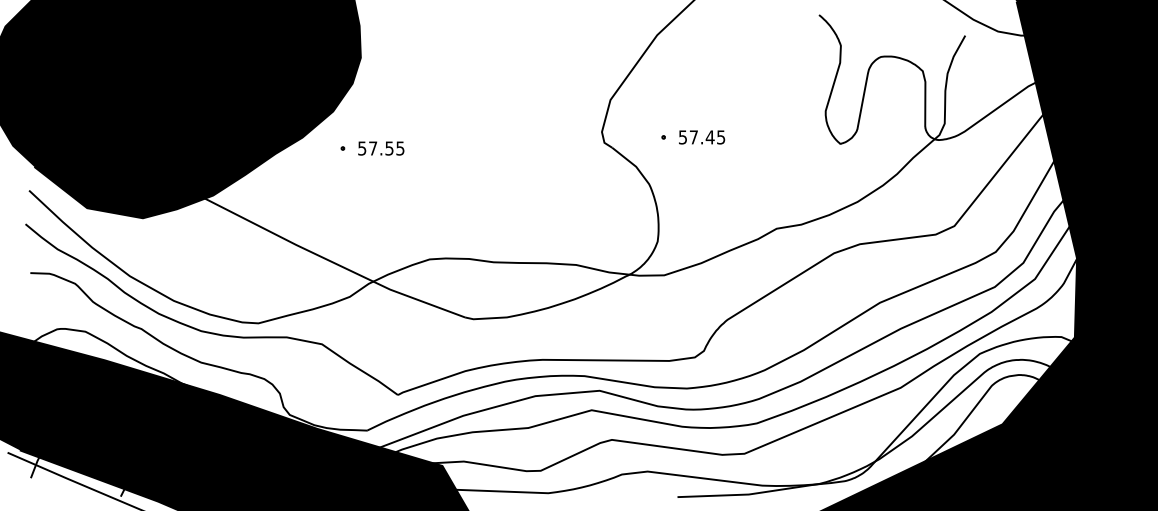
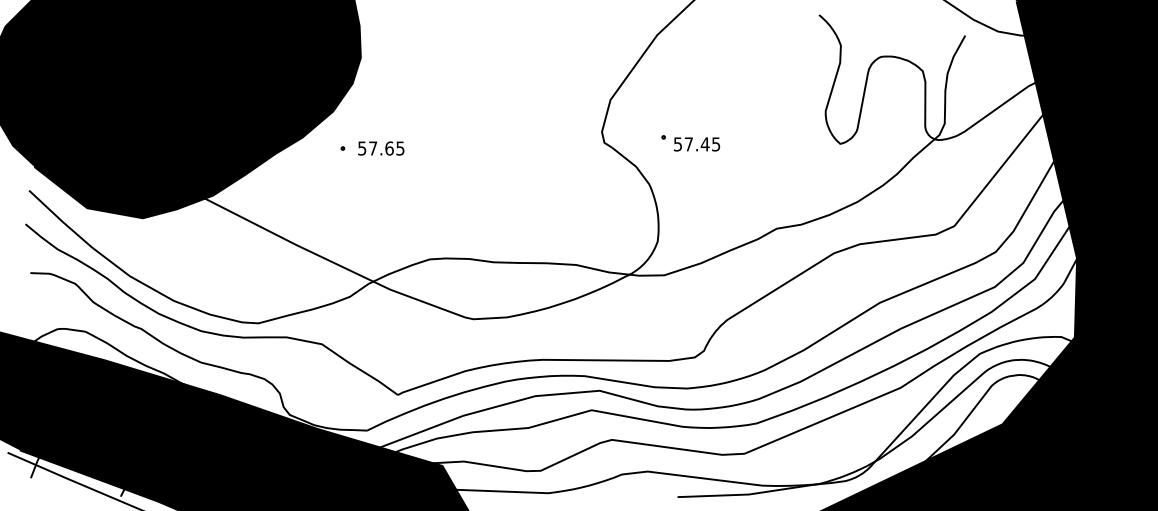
text position: (702, 137) -> (697, 144) (697, 144)
text: 57.55 -> 57.65 (389, 148)
